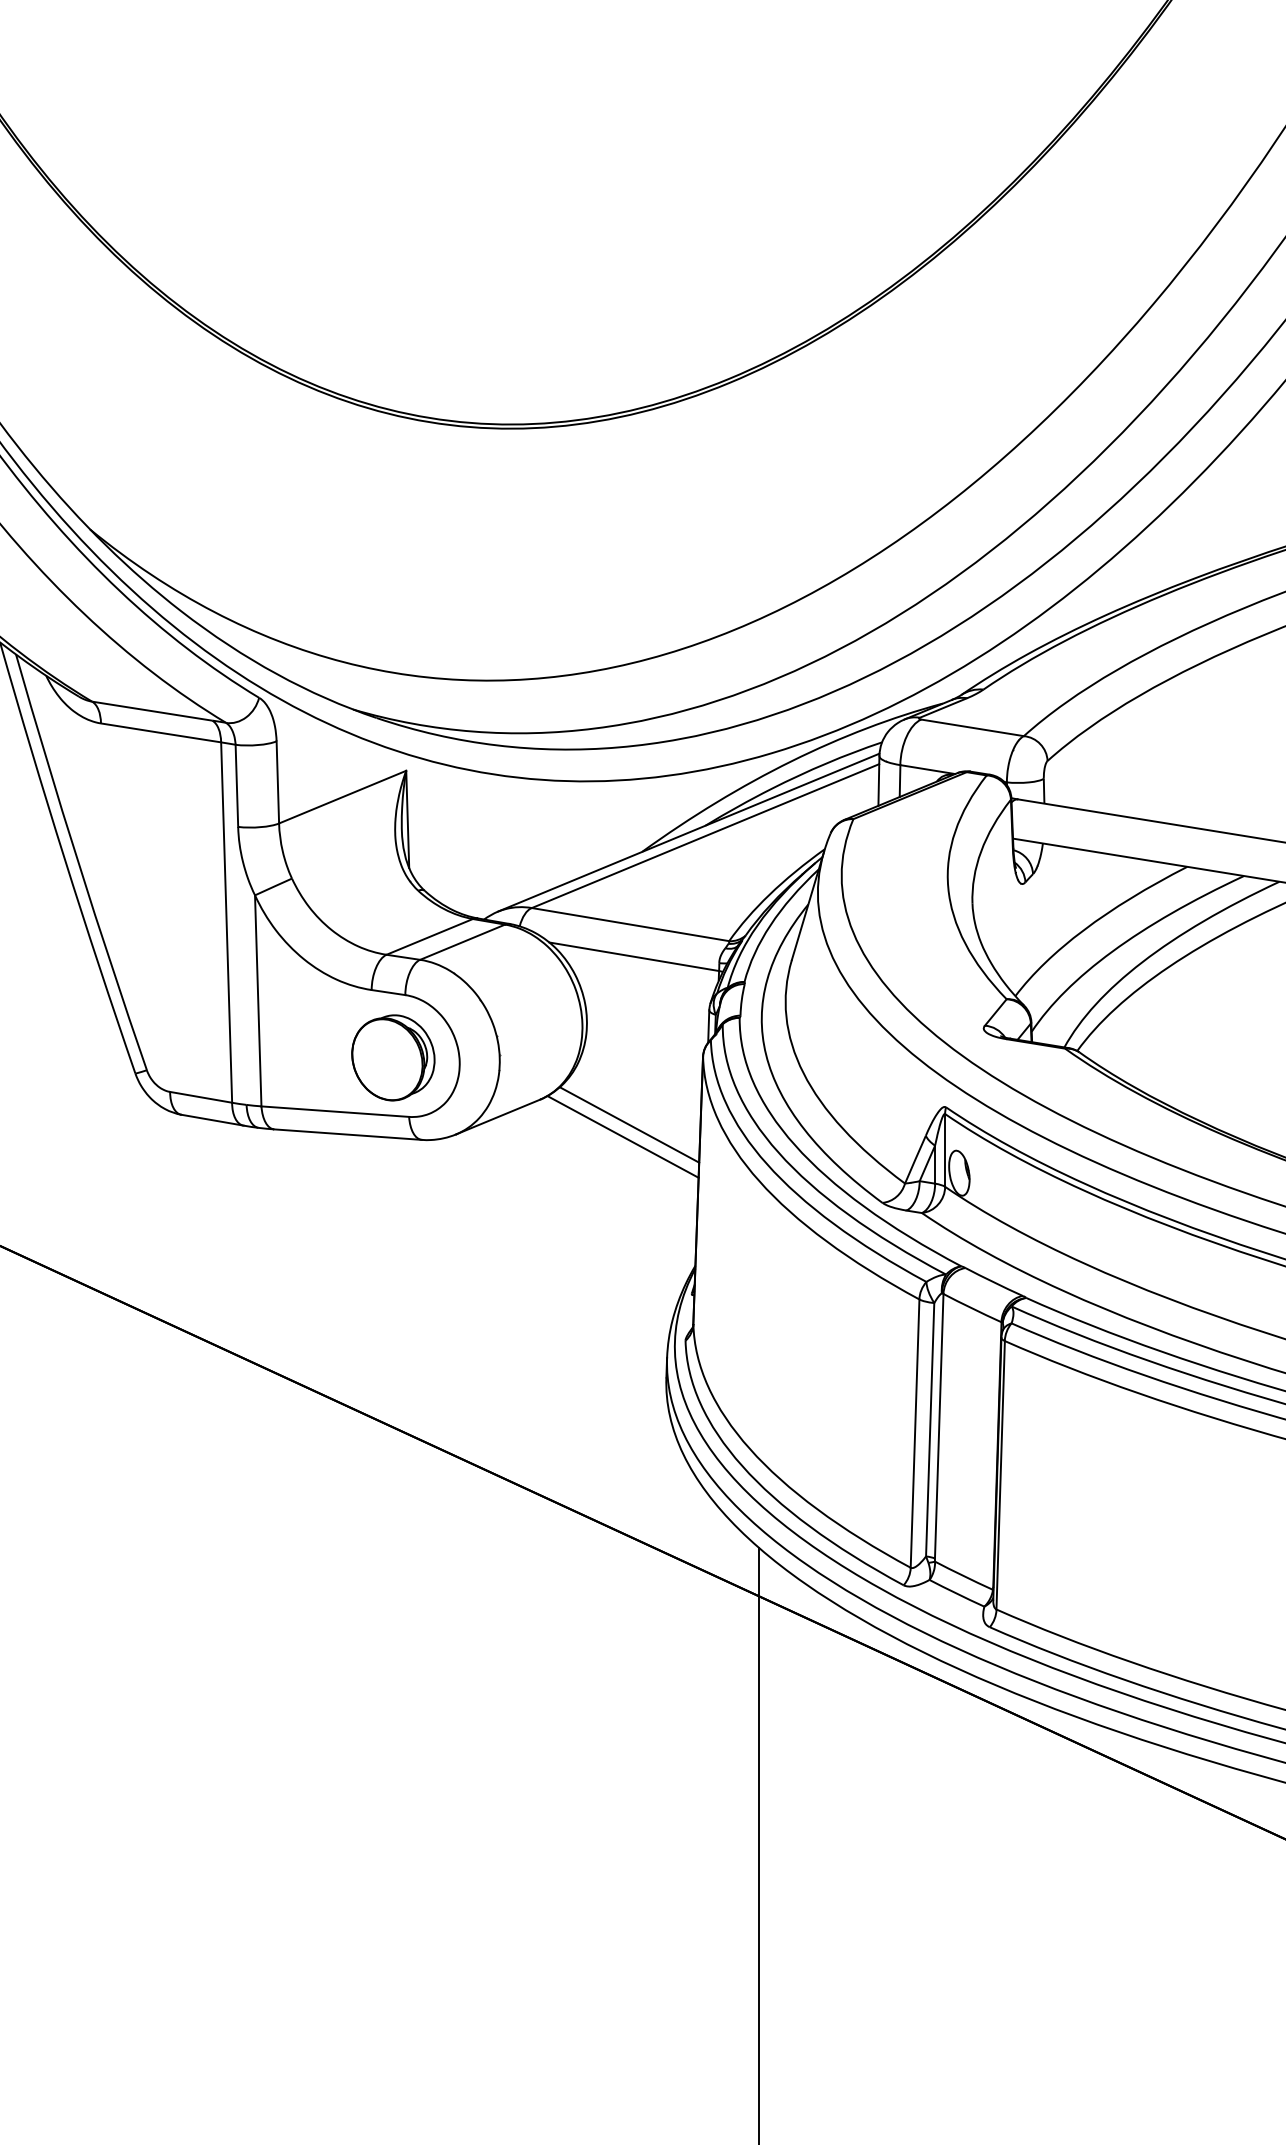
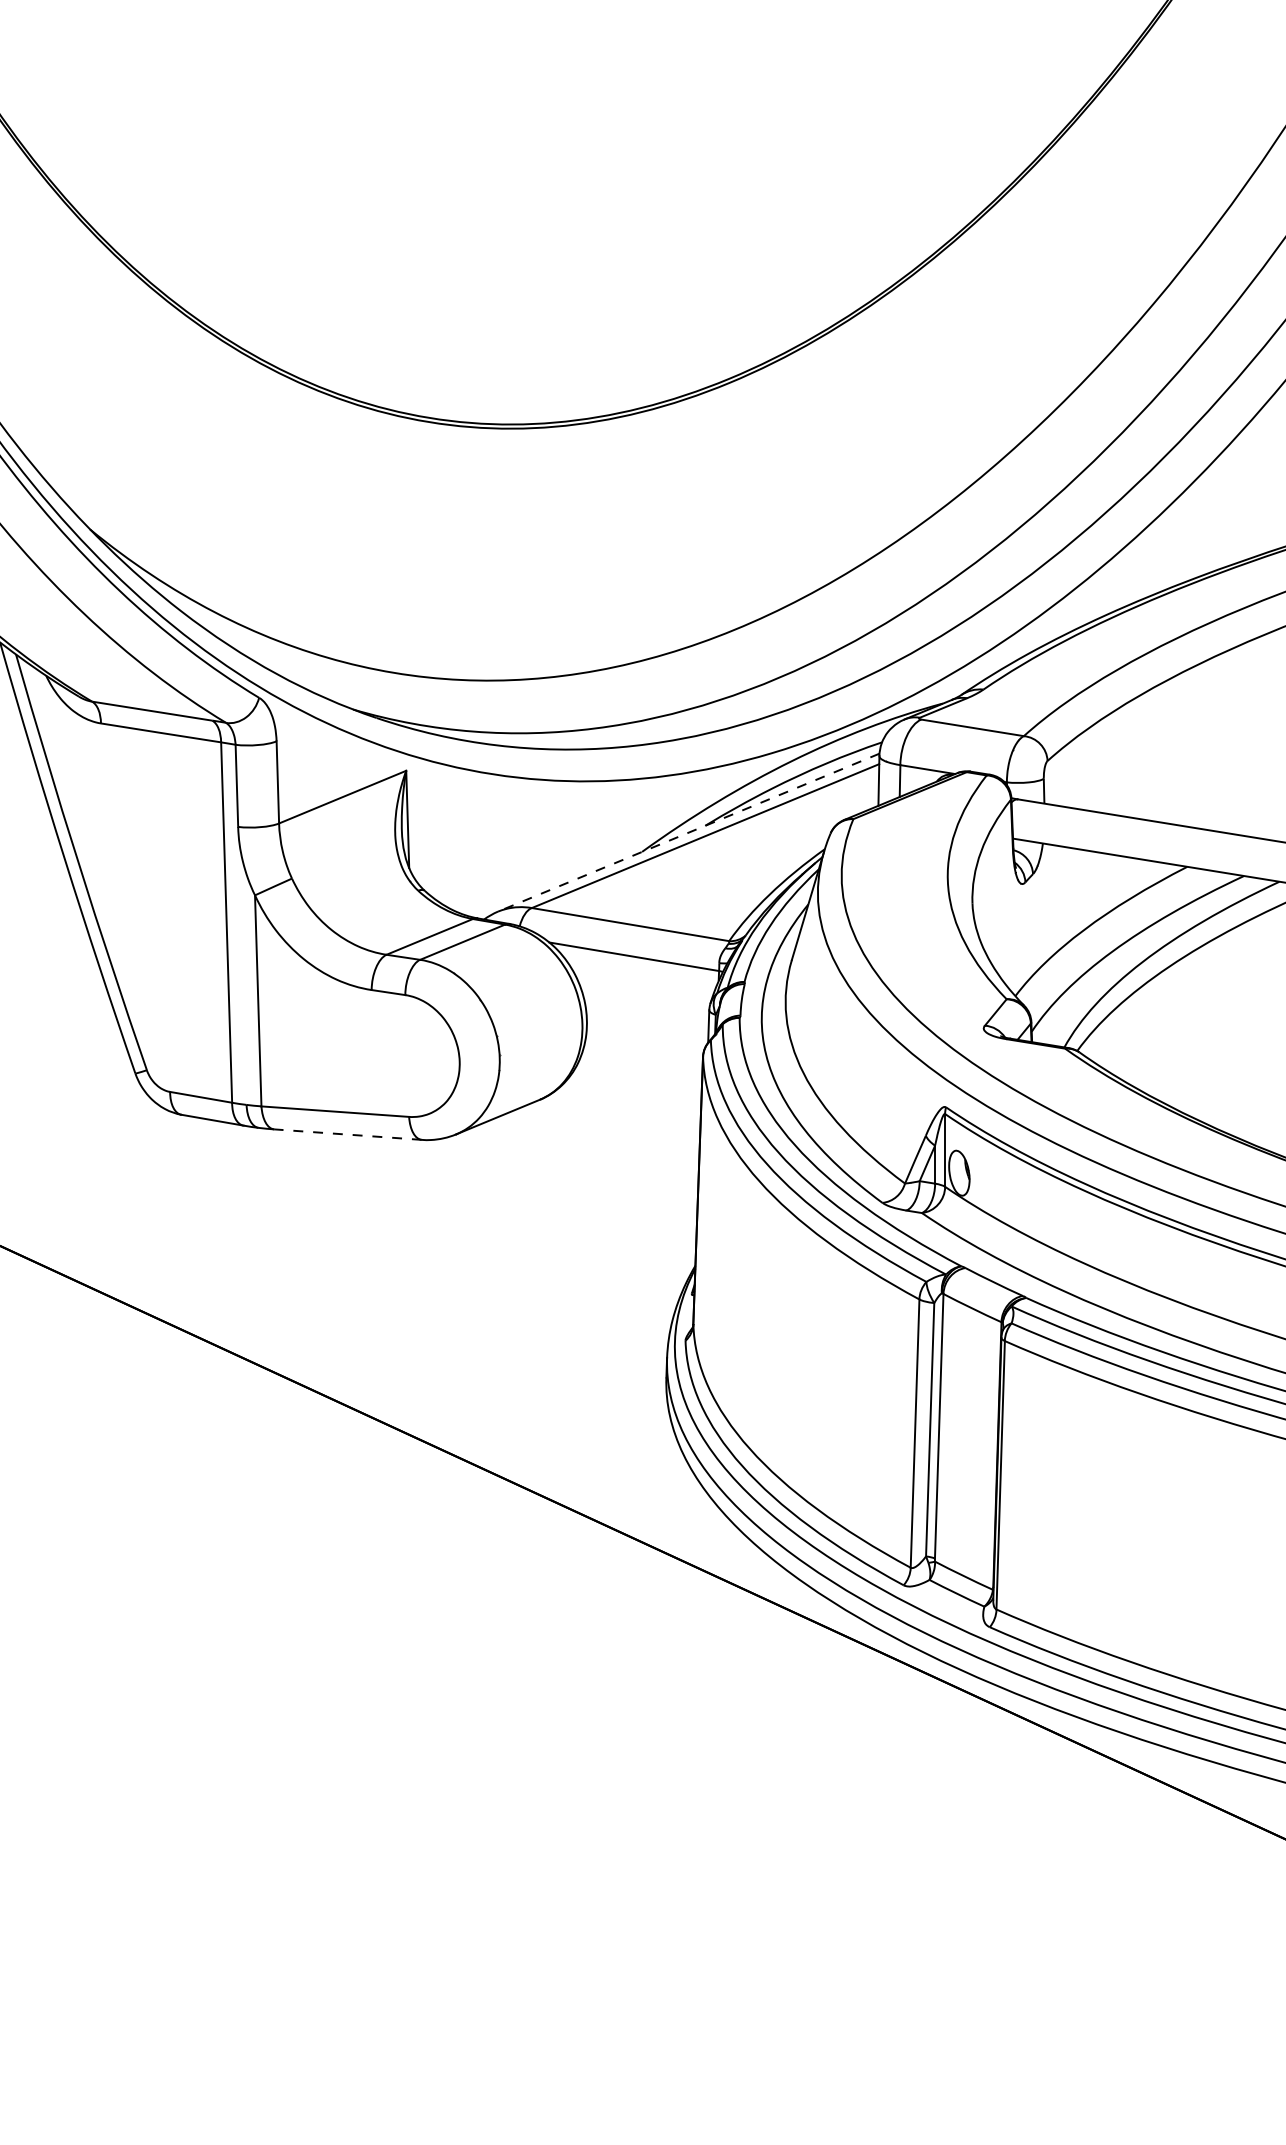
line: solid -> dashed (688, 832)
part: present -> none (393, 1057)
line: present -> none (629, 1124)
line: solid -> dashed (347, 1134)
line: present -> none (622, 1136)
line: present -> none (758, 1844)
